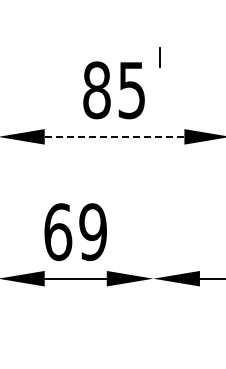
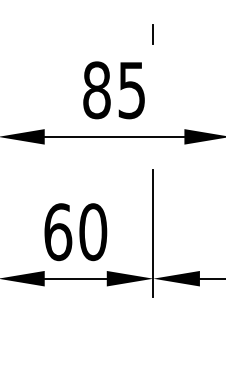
line position: (159, 57) -> (152, 34) (152, 34)
line: dashed -> solid (114, 136)
text: 69 -> 60 (93, 232)
line: none -> present (153, 233)
